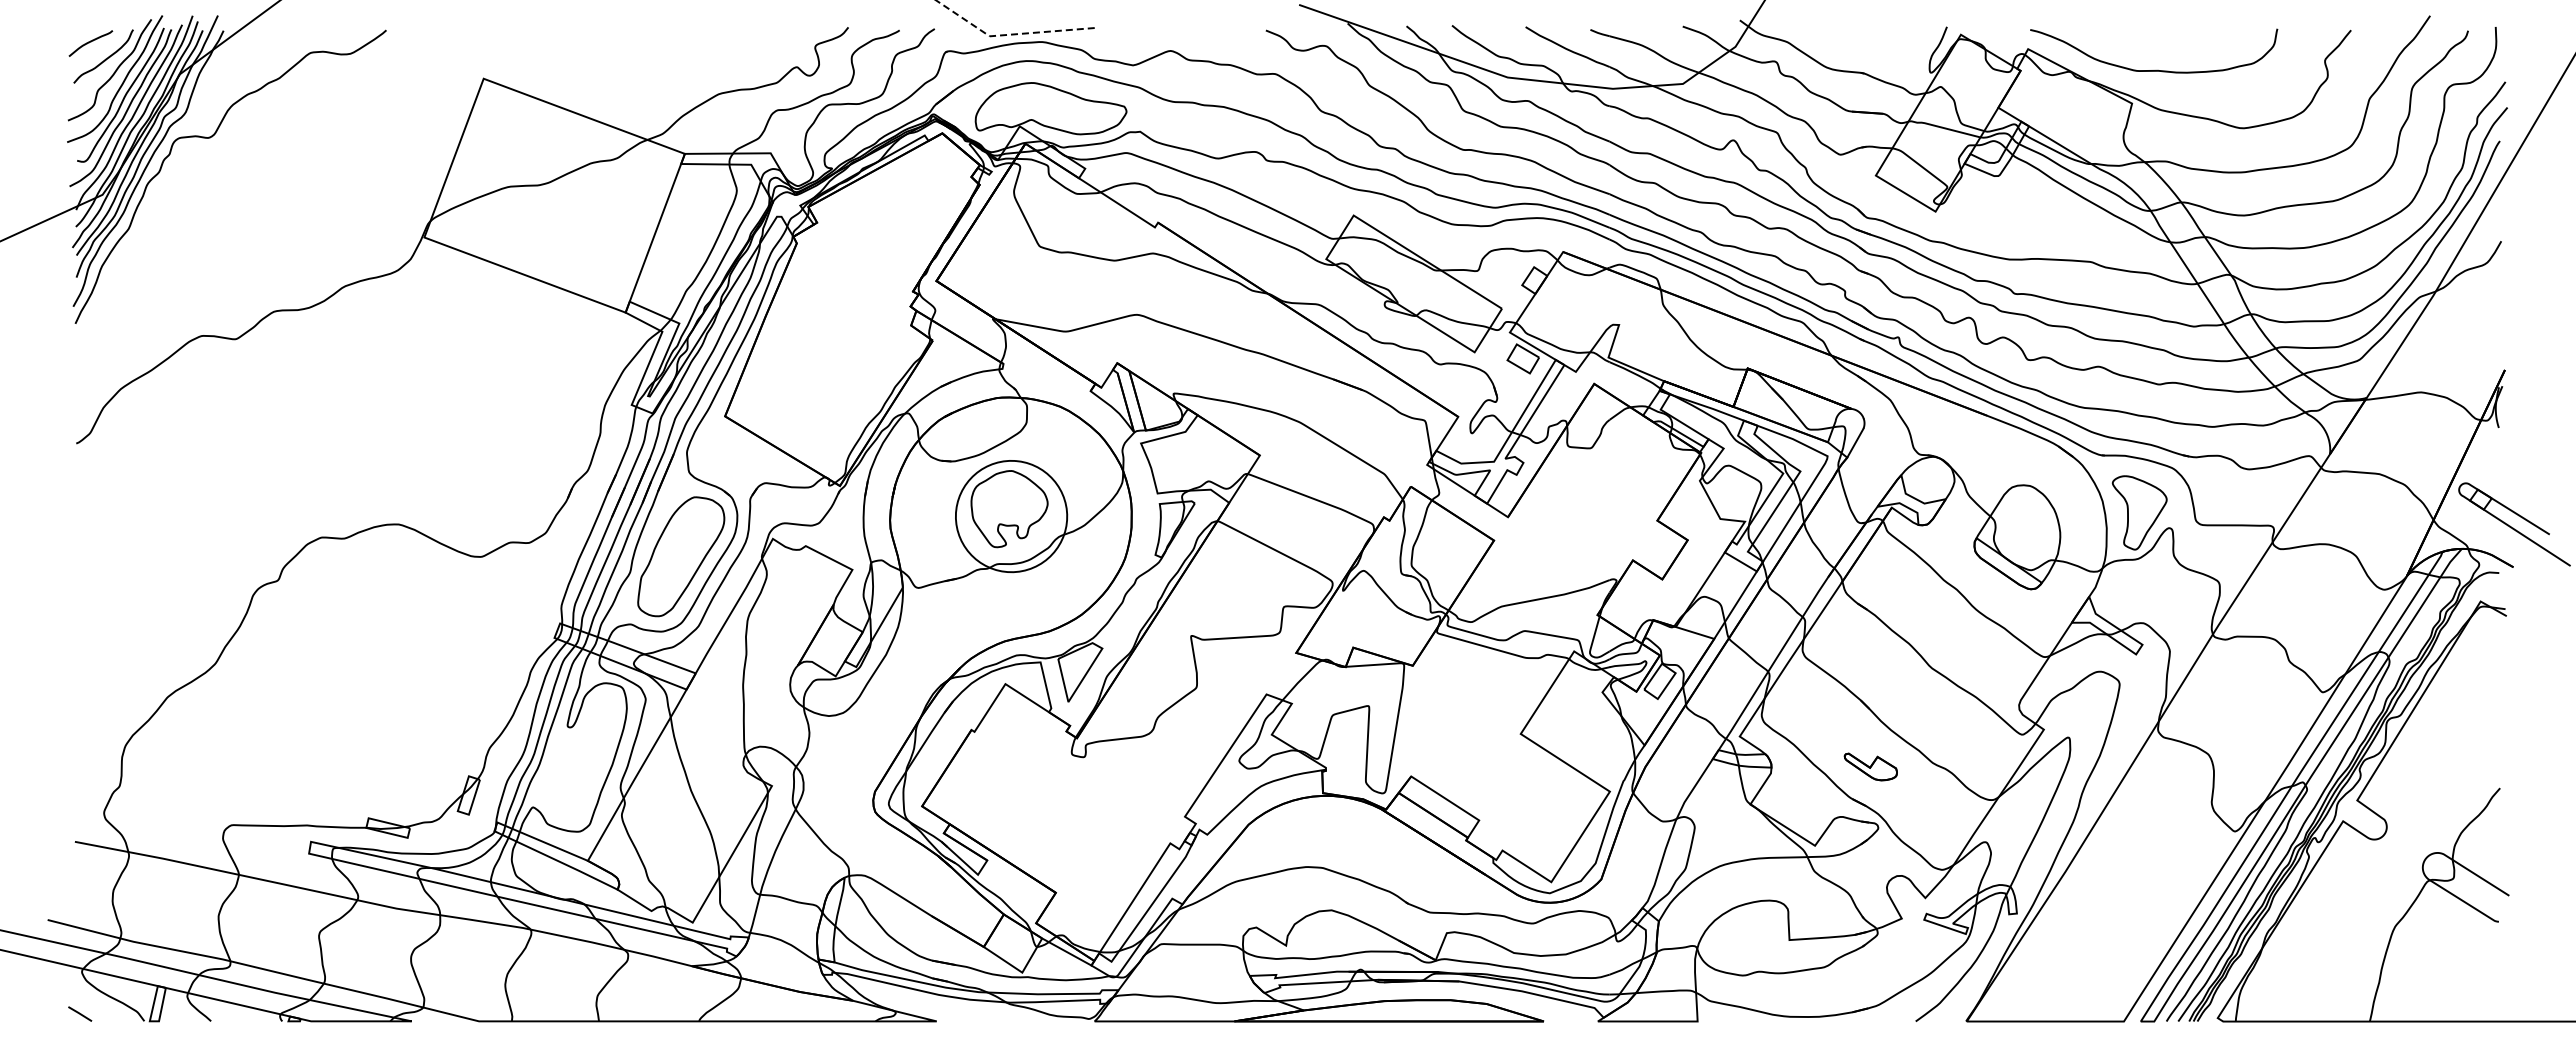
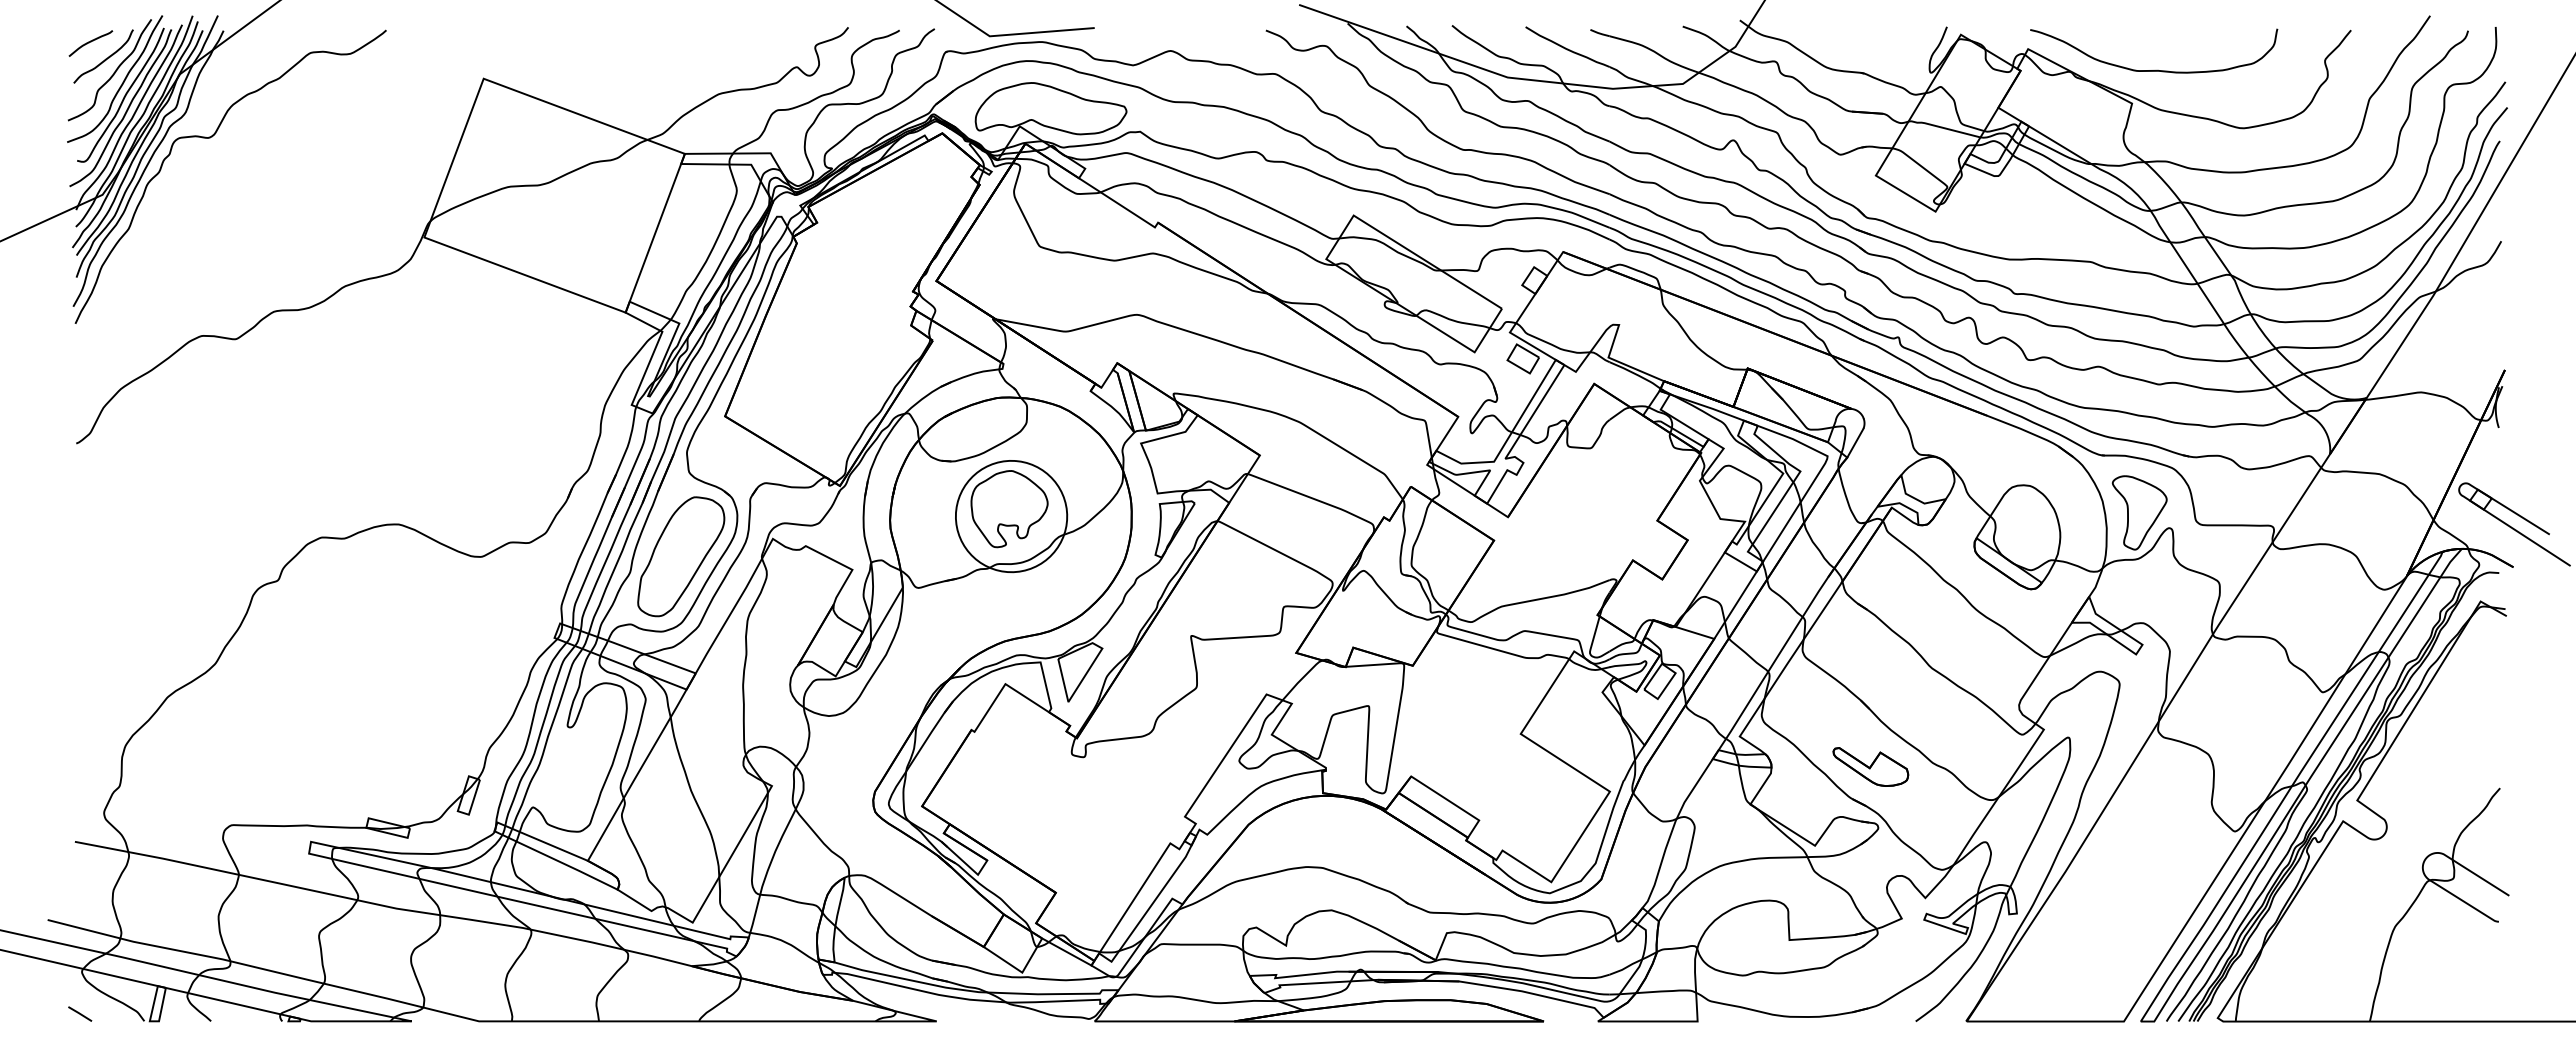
line: dashed -> solid (1009, 34)
part size: 55x30 px -> 78x40 px (1870, 766)
